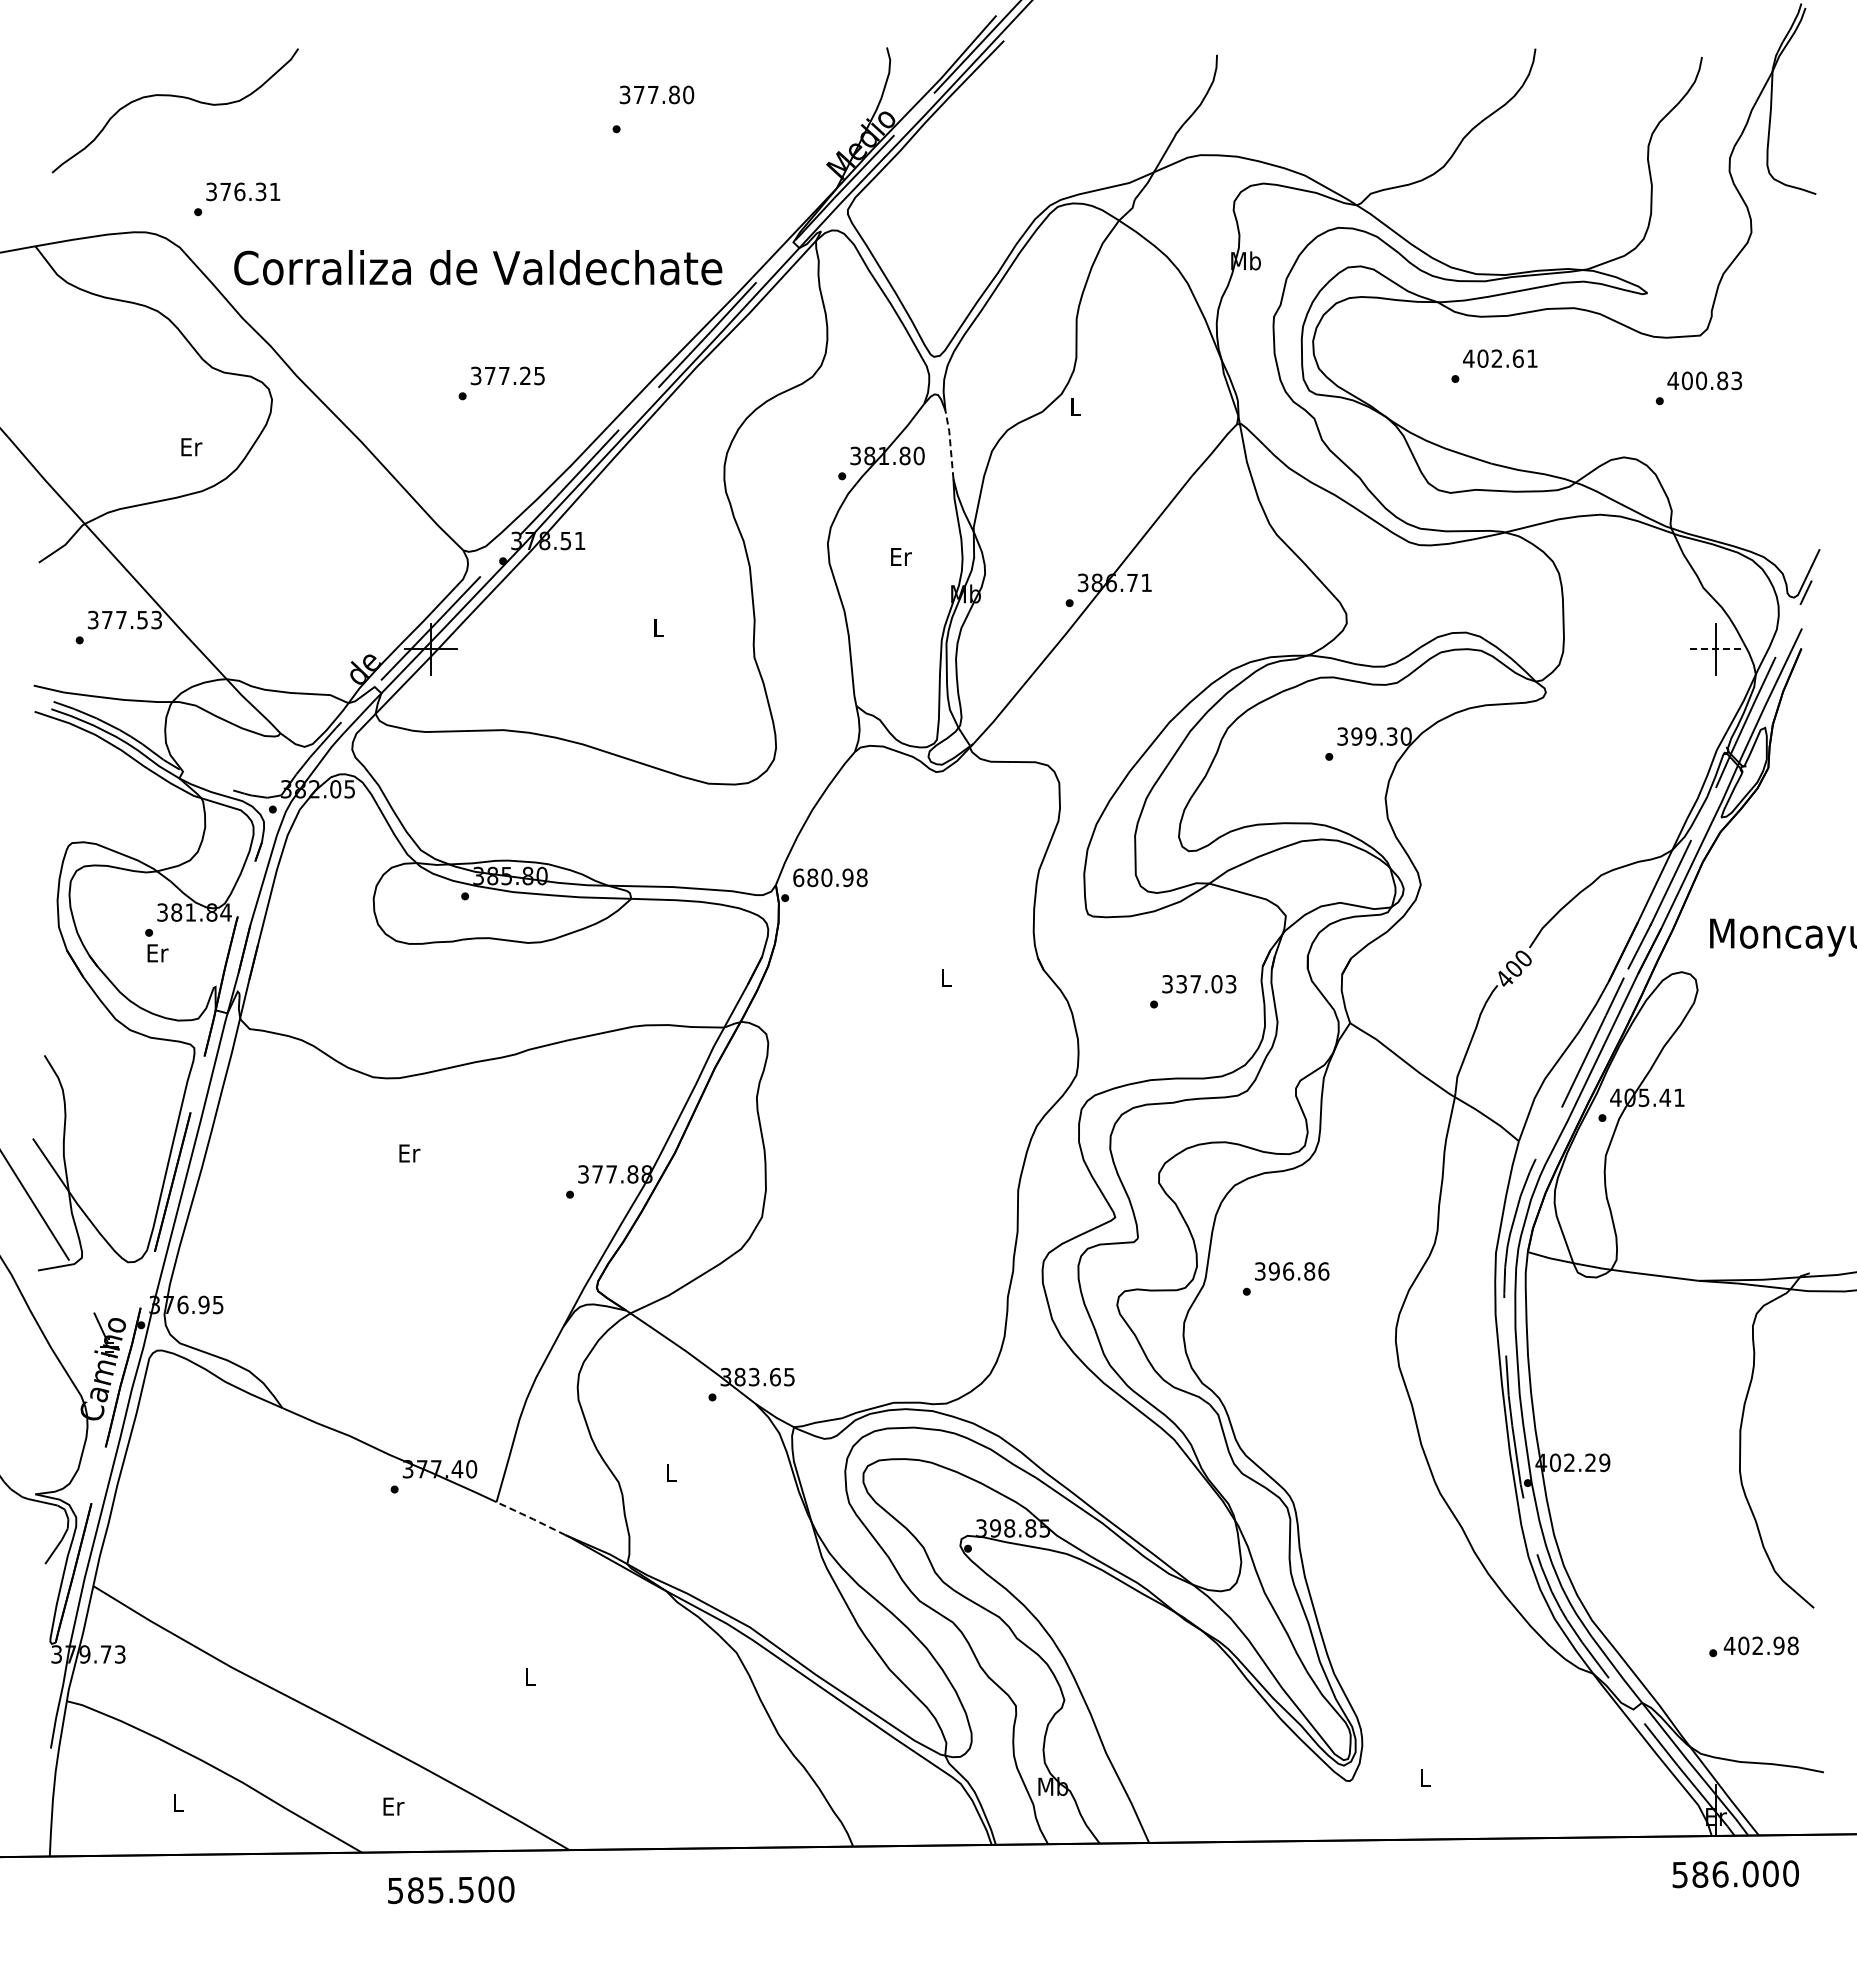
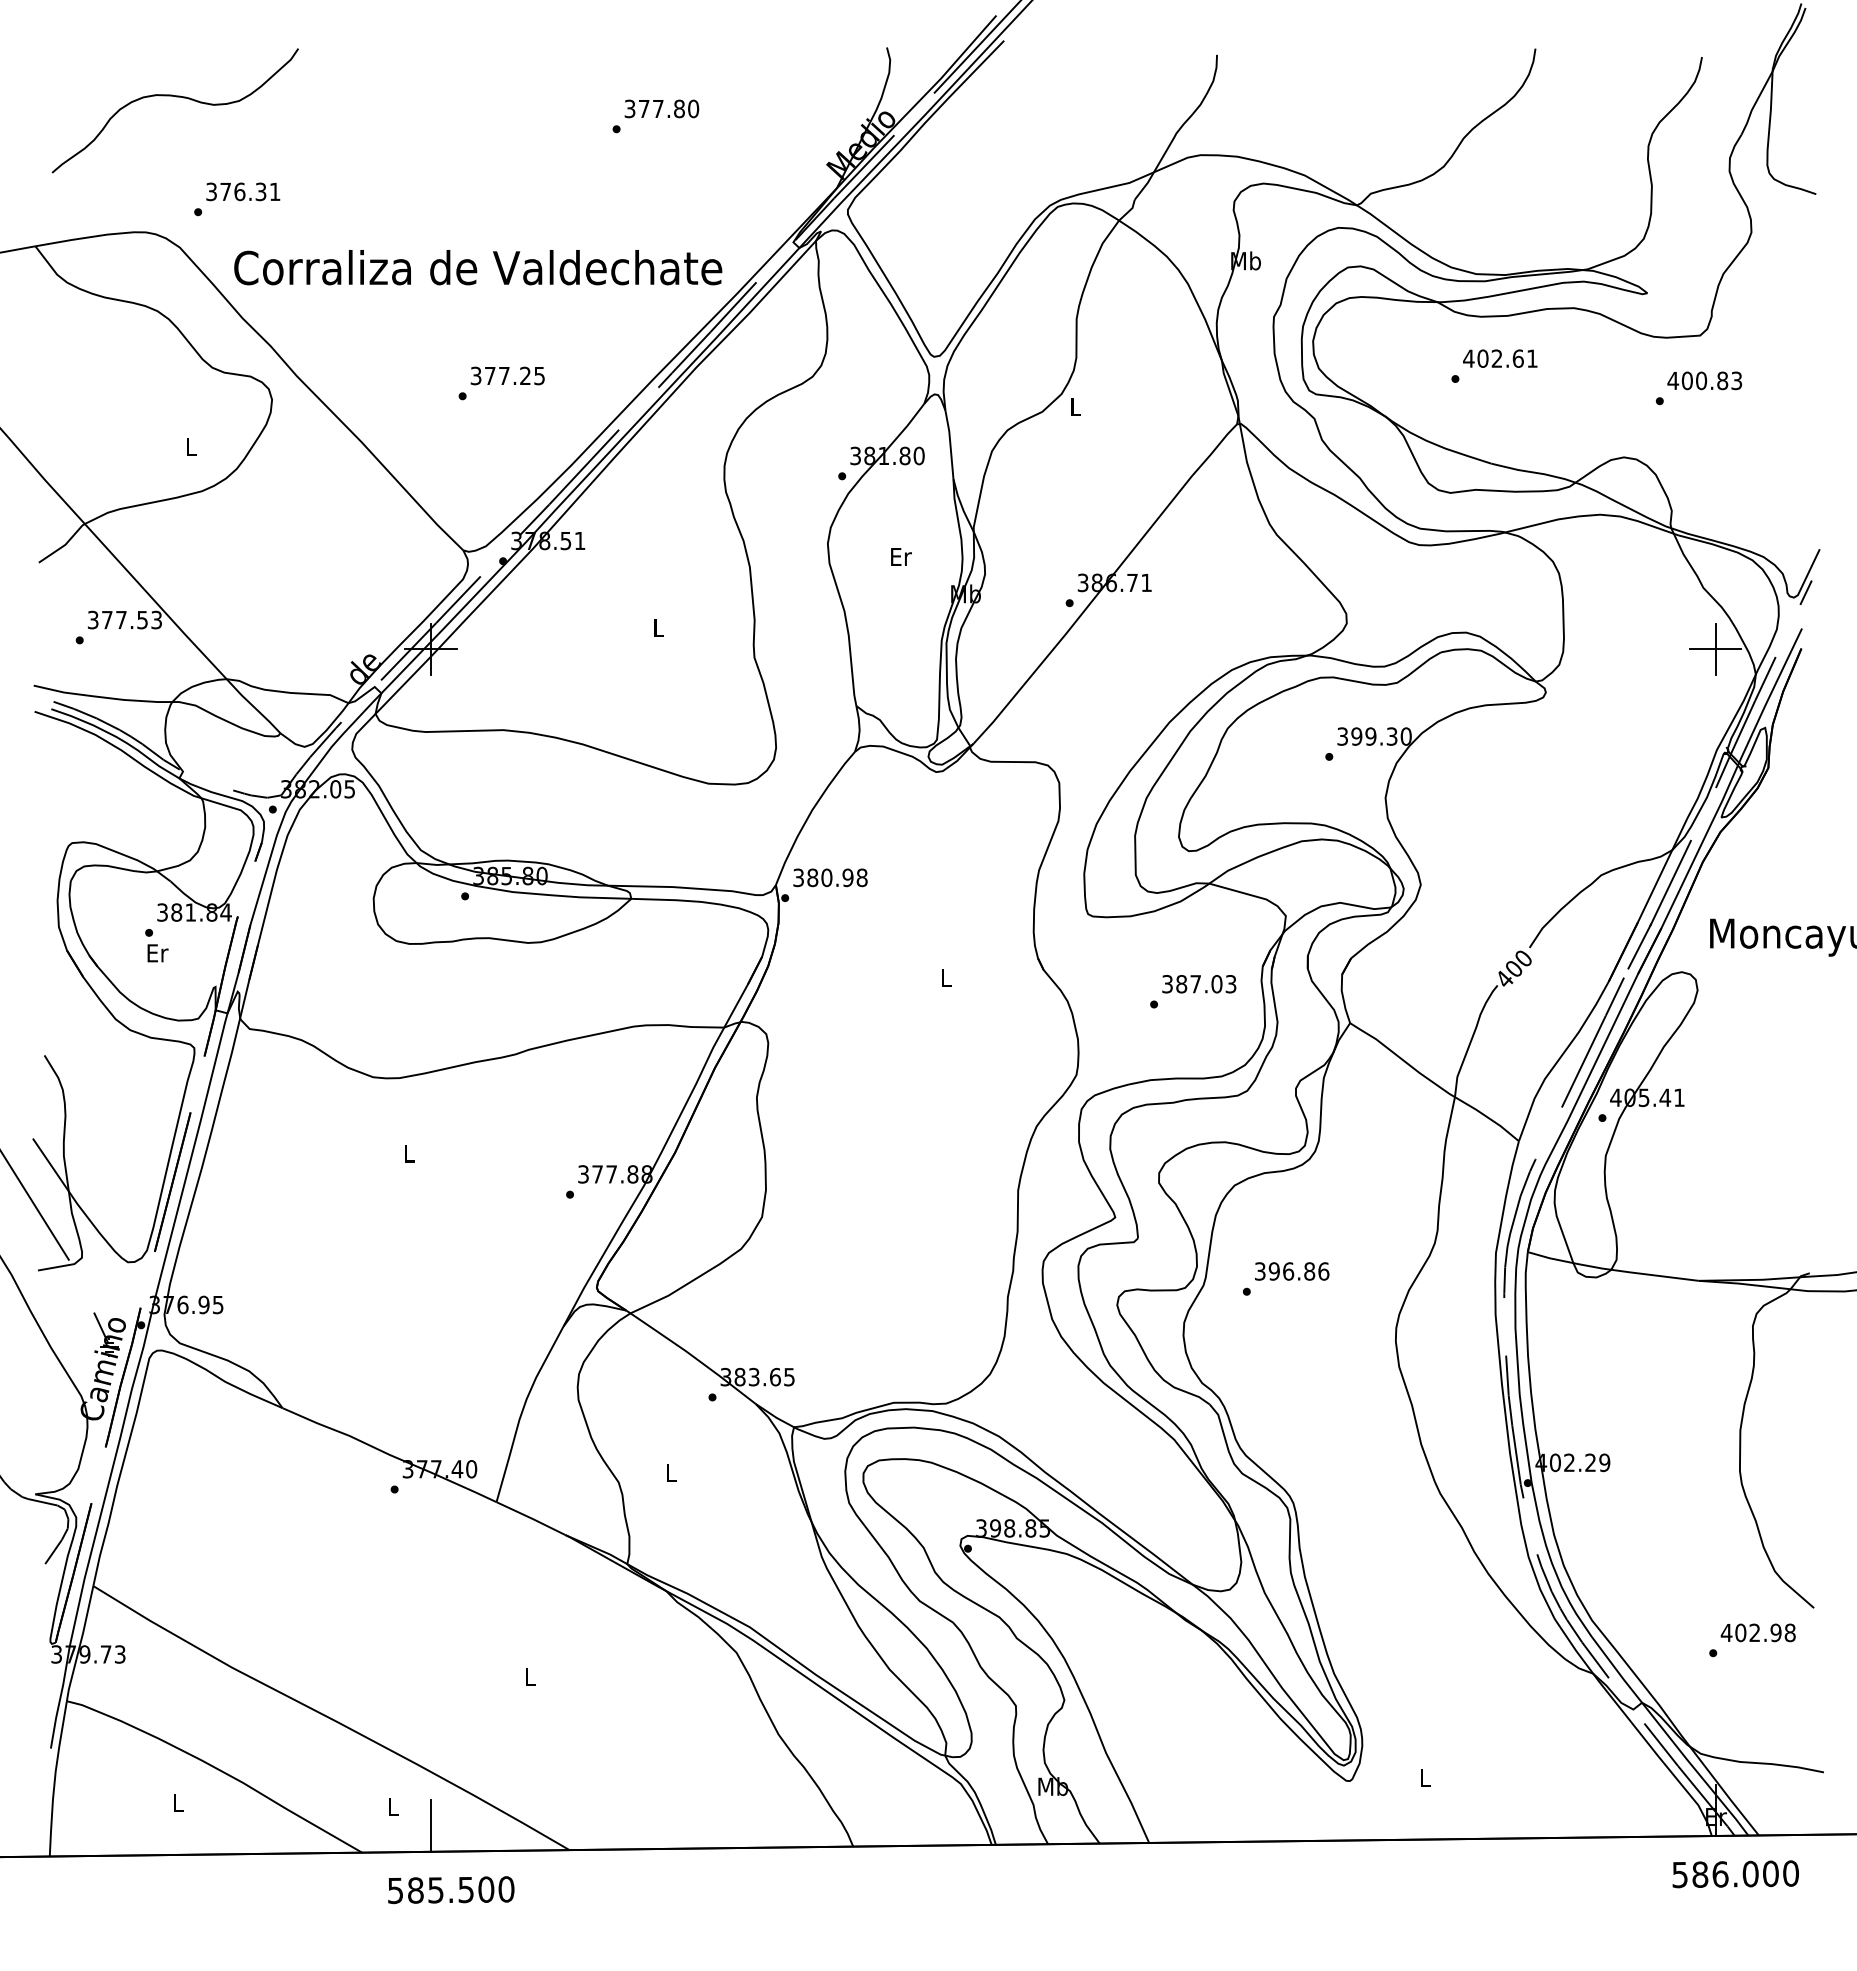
text position: (656, 94) -> (661, 108) (661, 108)
line: dashed -> solid (950, 443)
text: Er -> L (191, 447)
line: dashed -> solid (1715, 649)
text: 680.98 -> 380.98 (798, 877)
text: 337.03 -> 387.03 (1181, 984)
text: Er -> L (409, 1153)
line: dashed -> solid (531, 1518)
text position: (1760, 1645) -> (1757, 1632) (1757, 1632)
text: Er -> L (393, 1806)
line: none -> present (431, 1825)
